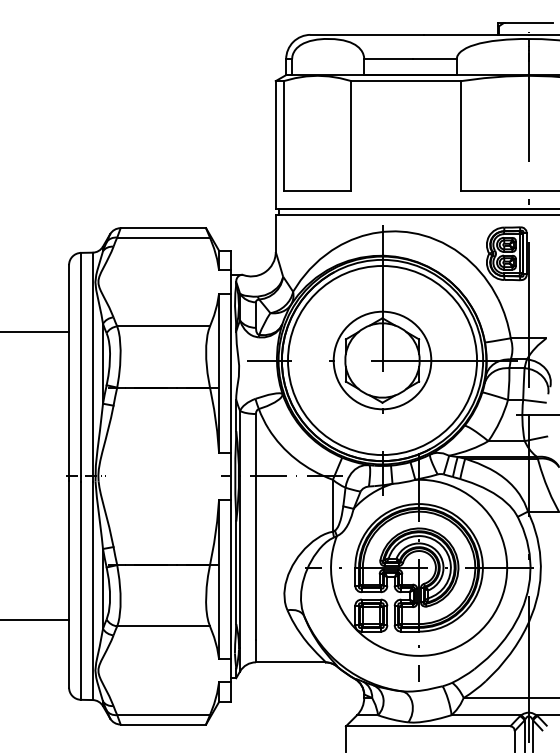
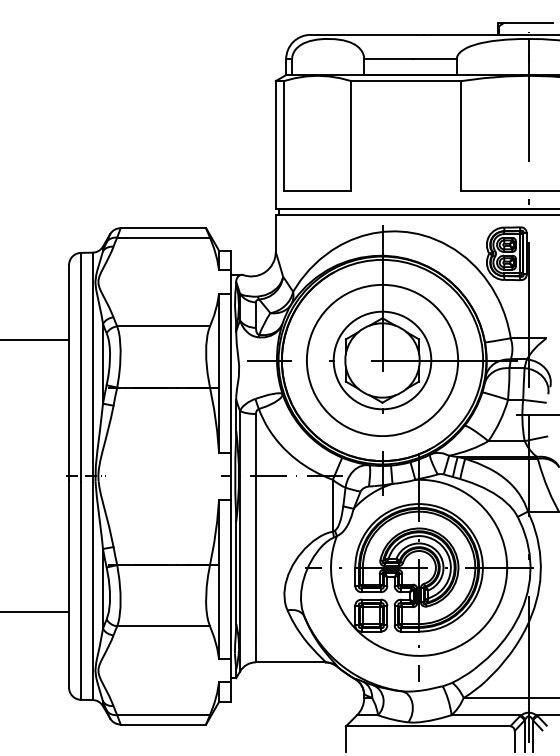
line position: (35, 332) -> (35, 340) (35, 340)
circle diameter: 189 px -> 151 px (382, 360)
line position: (35, 620) -> (35, 612) (35, 612)
